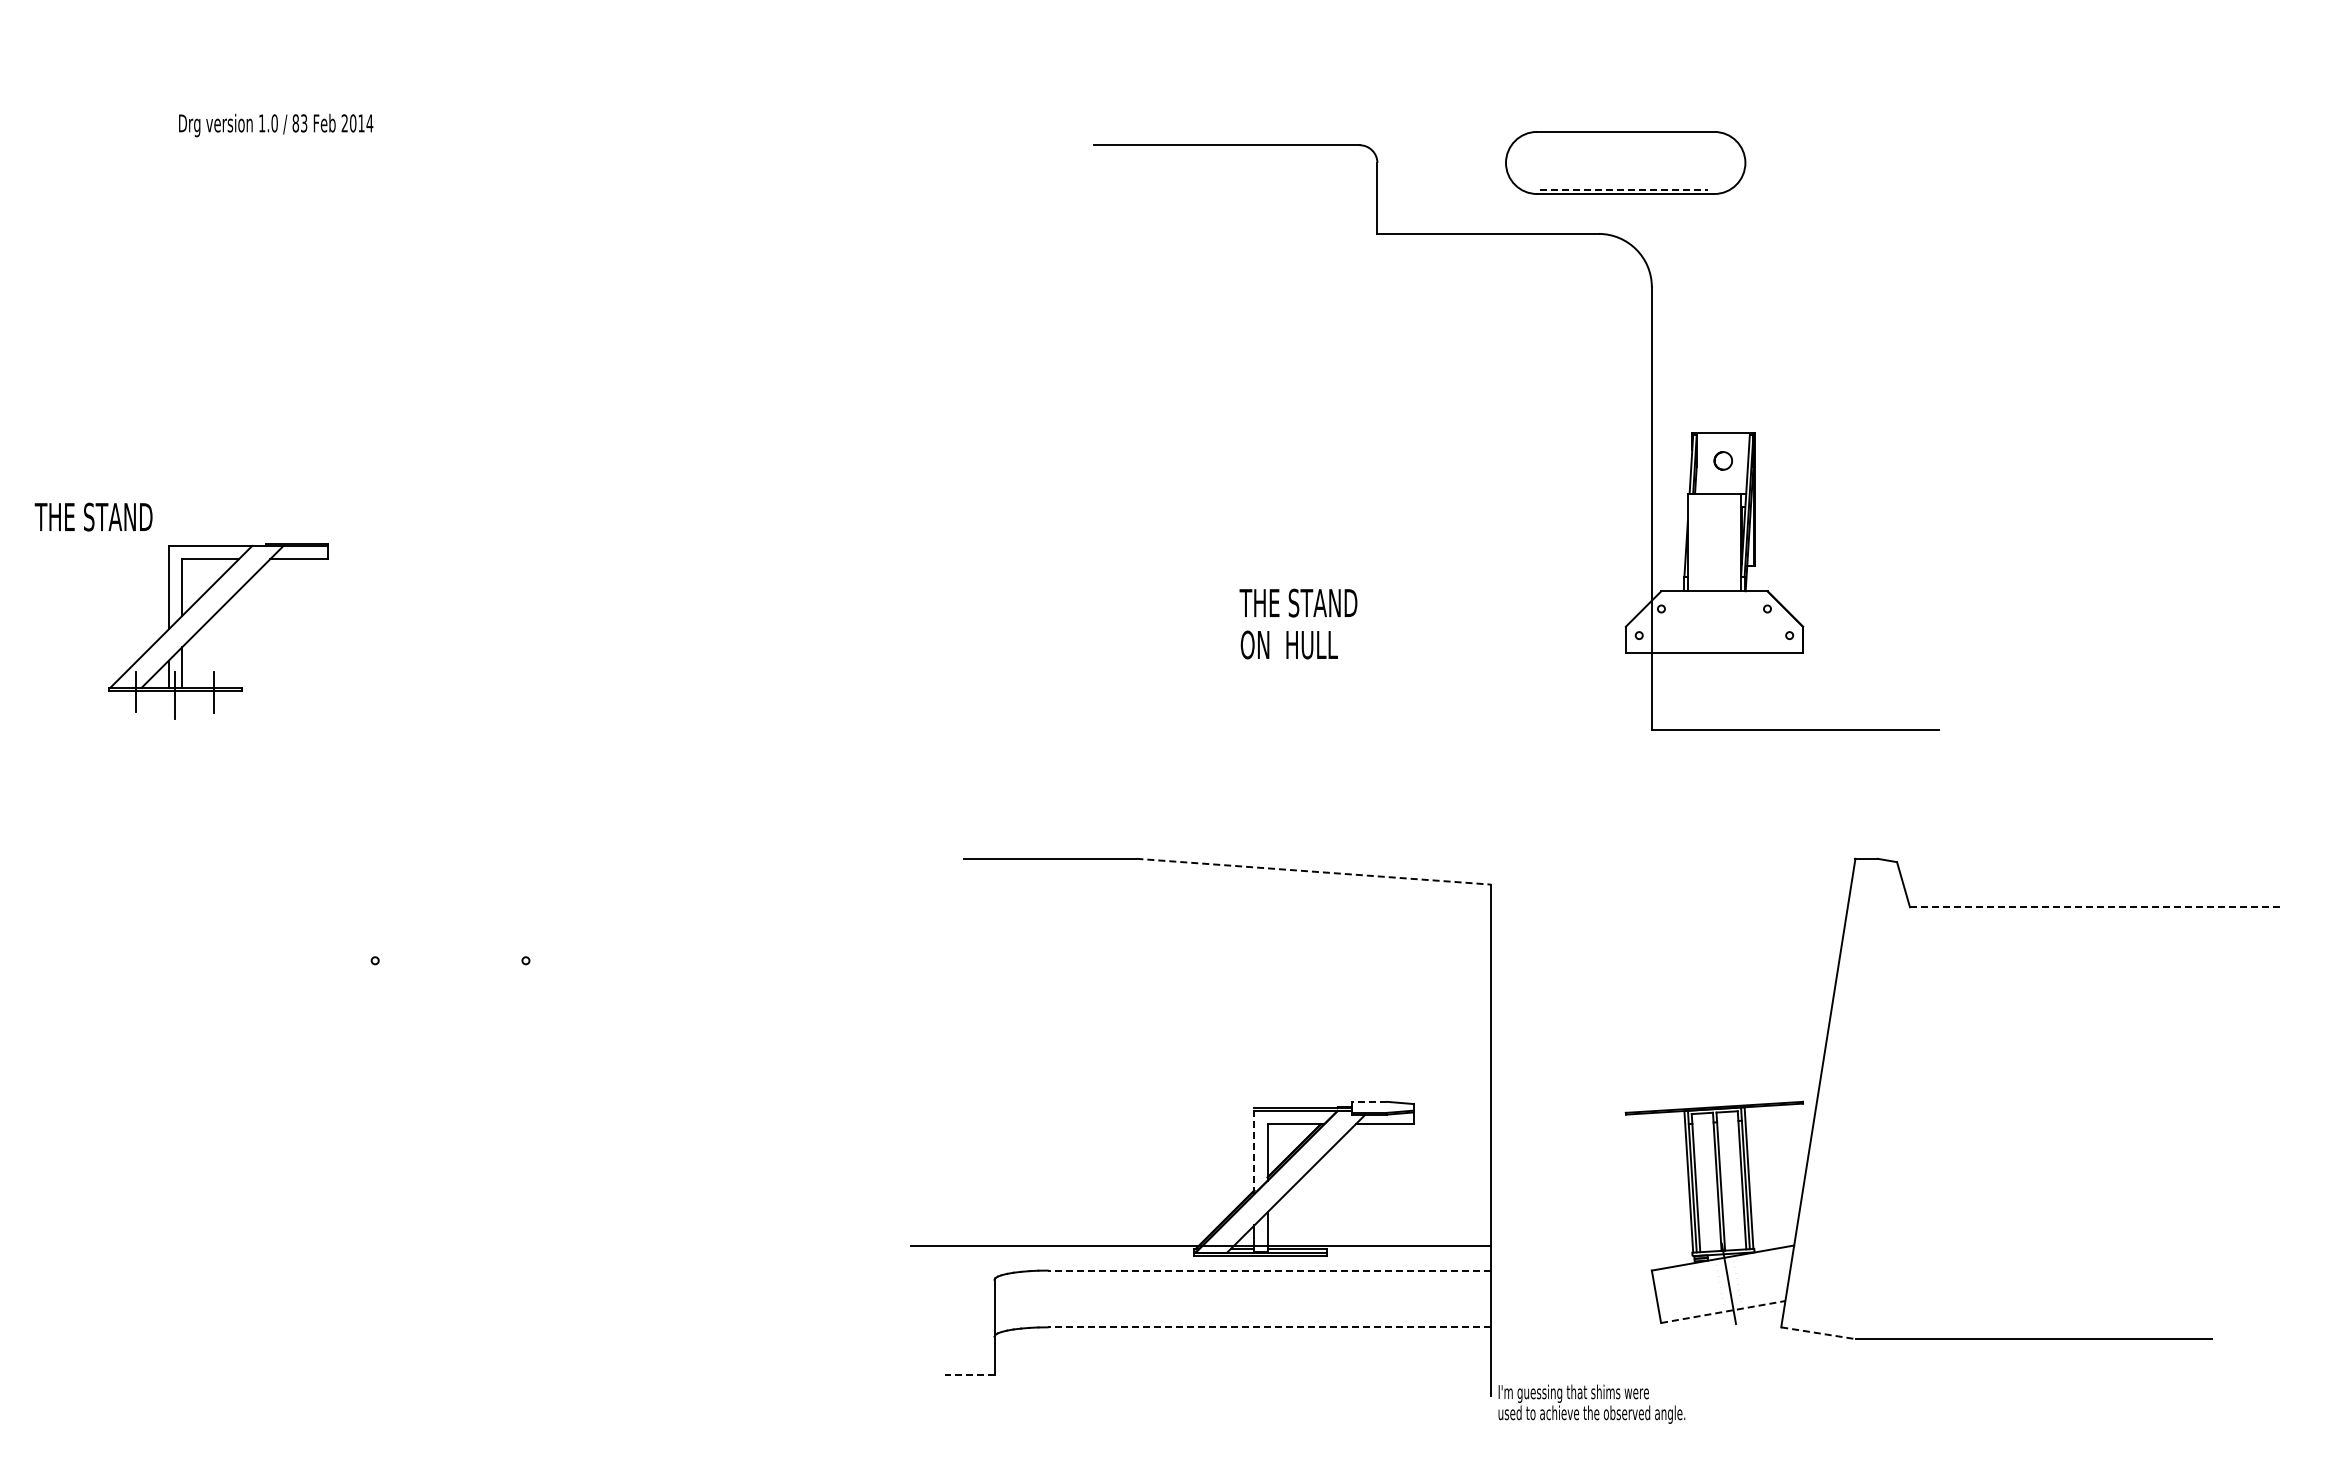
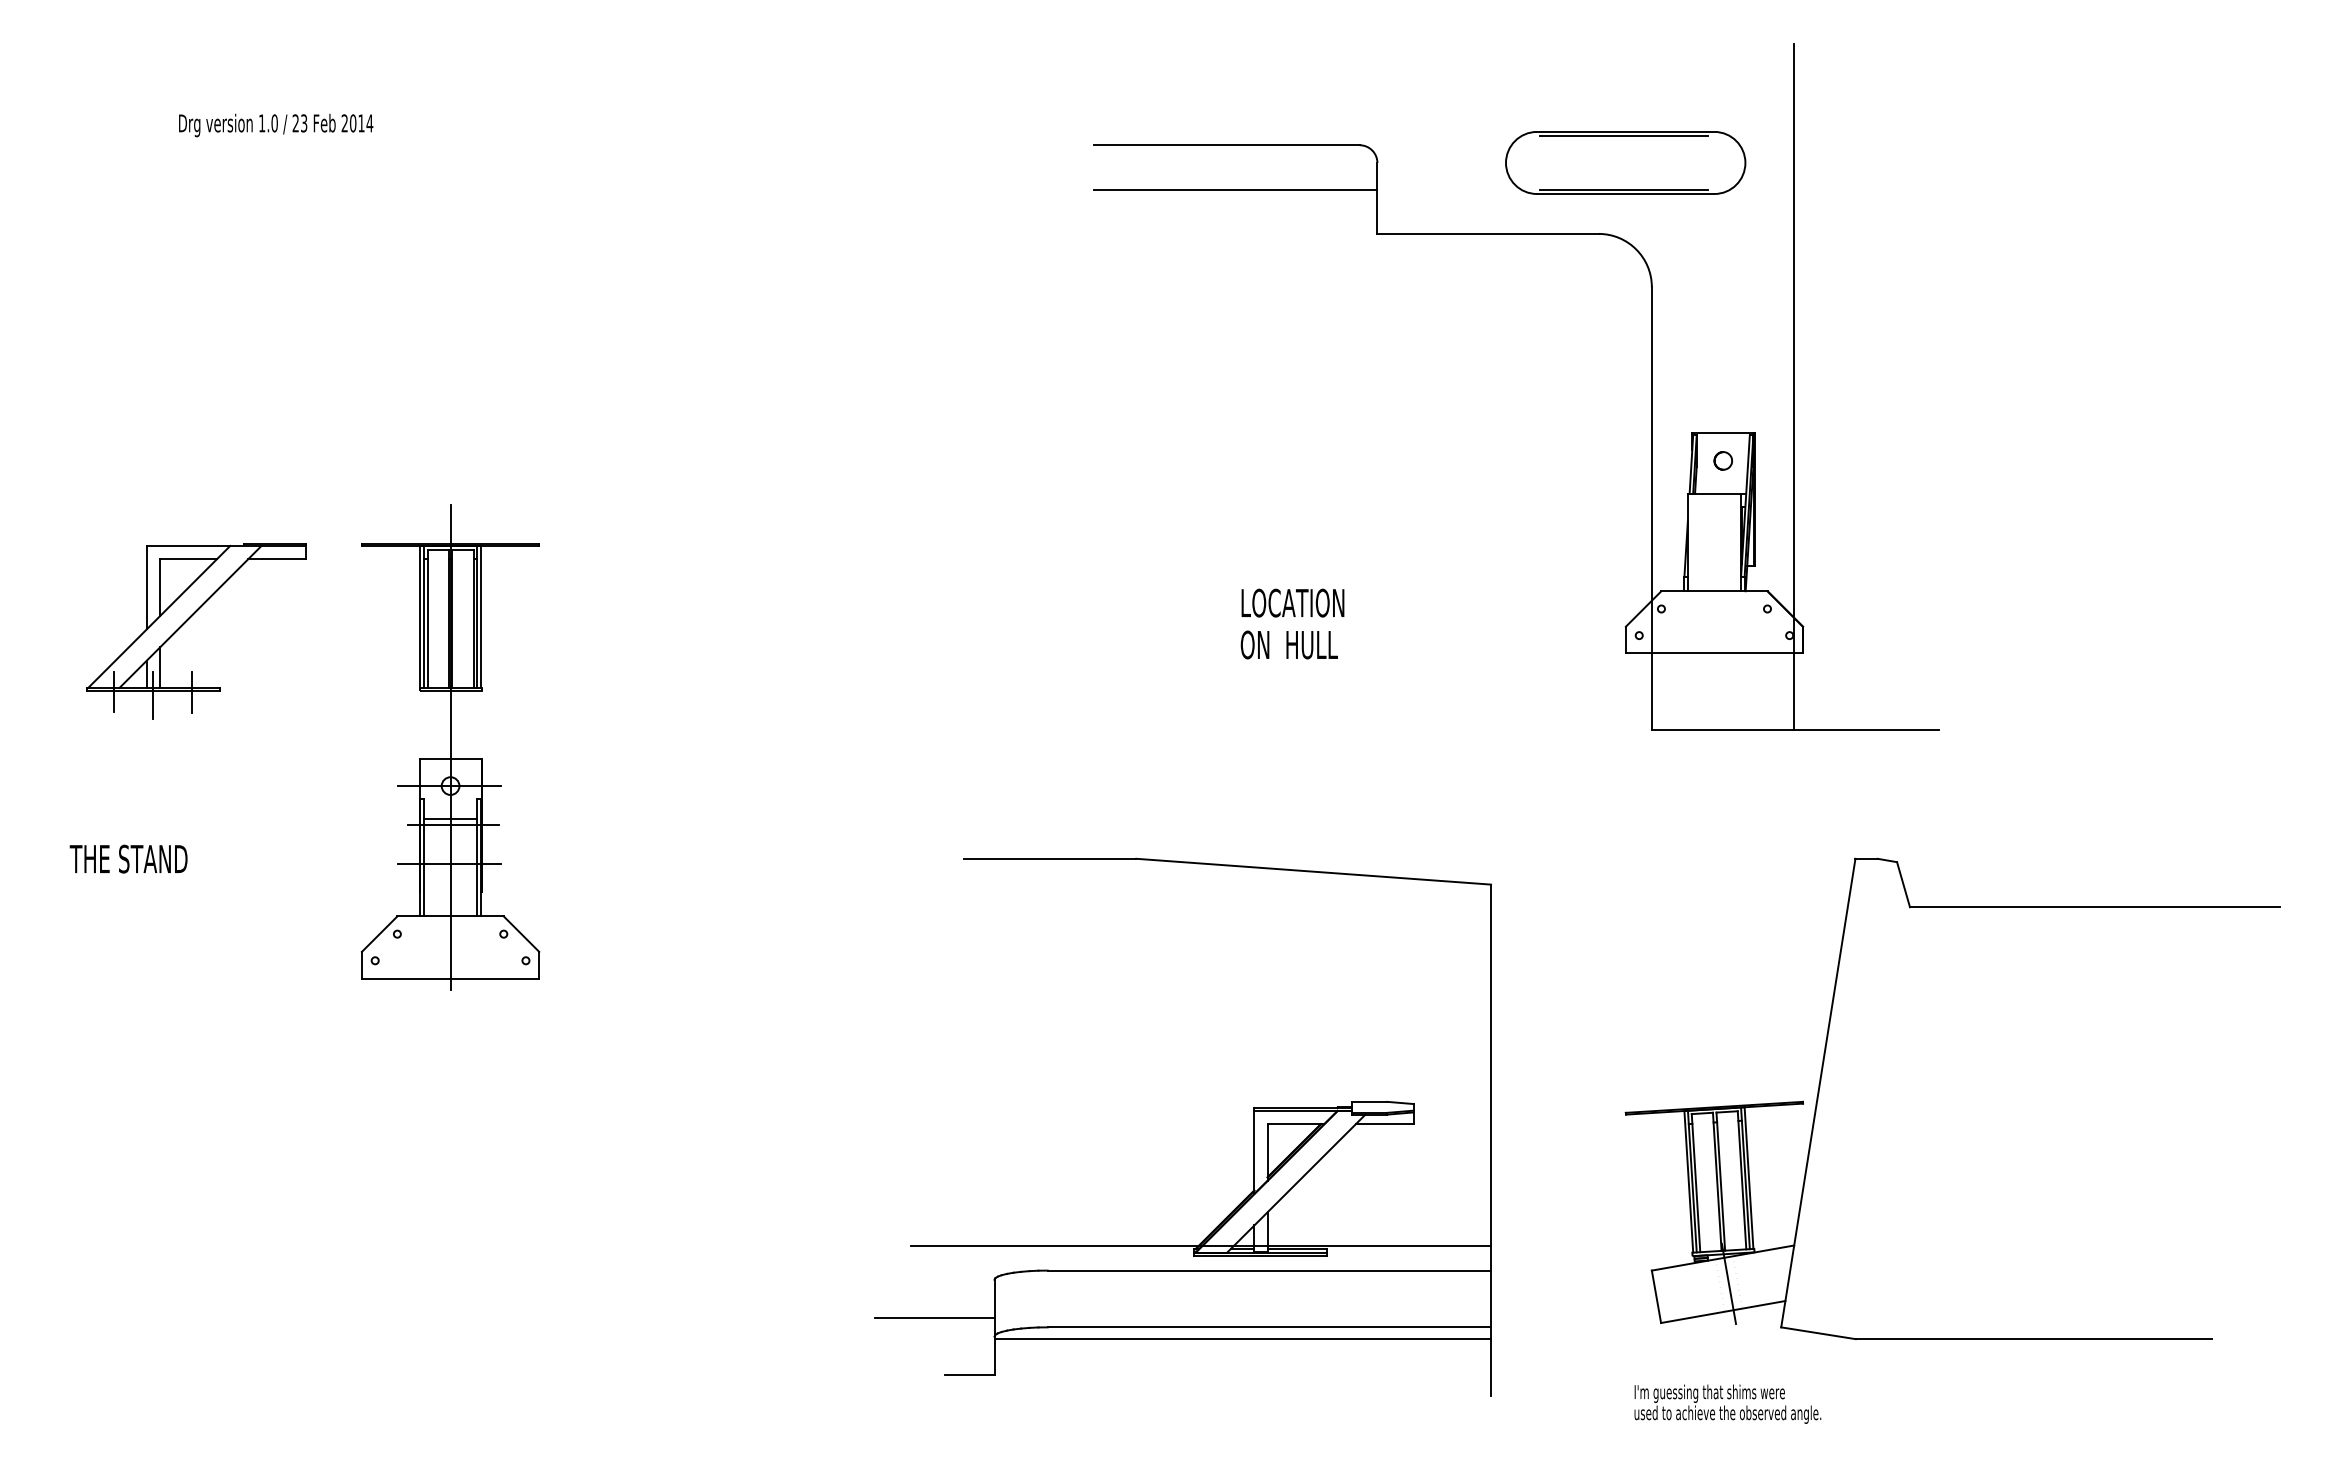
text: 83 -> 23 (295, 123)
line: none -> present (1624, 136)
line: none -> present (1235, 189)
line: dashed -> solid (1624, 189)
line: none -> present (1794, 386)
text position: (93, 516) -> (128, 858) (128, 858)
text: THE STAND -> LOCATION (1298, 602)
part position: (209, 621) -> (187, 621) (187, 621)
part: none -> present (450, 747)
line: dashed -> solid (1313, 871)
line: dashed -> solid (2094, 907)
line: dashed -> solid (1369, 1101)
line: dashed -> solid (1254, 1150)
line: dashed -> solid (1269, 1270)
line: dashed -> solid (1723, 1311)
line: none -> present (934, 1317)
line: dashed -> solid (1269, 1327)
line: dashed -> solid (1818, 1333)
line: none -> present (1242, 1339)
line: dashed -> solid (969, 1374)
text position: (1591, 1403) -> (1727, 1403) (1727, 1403)
